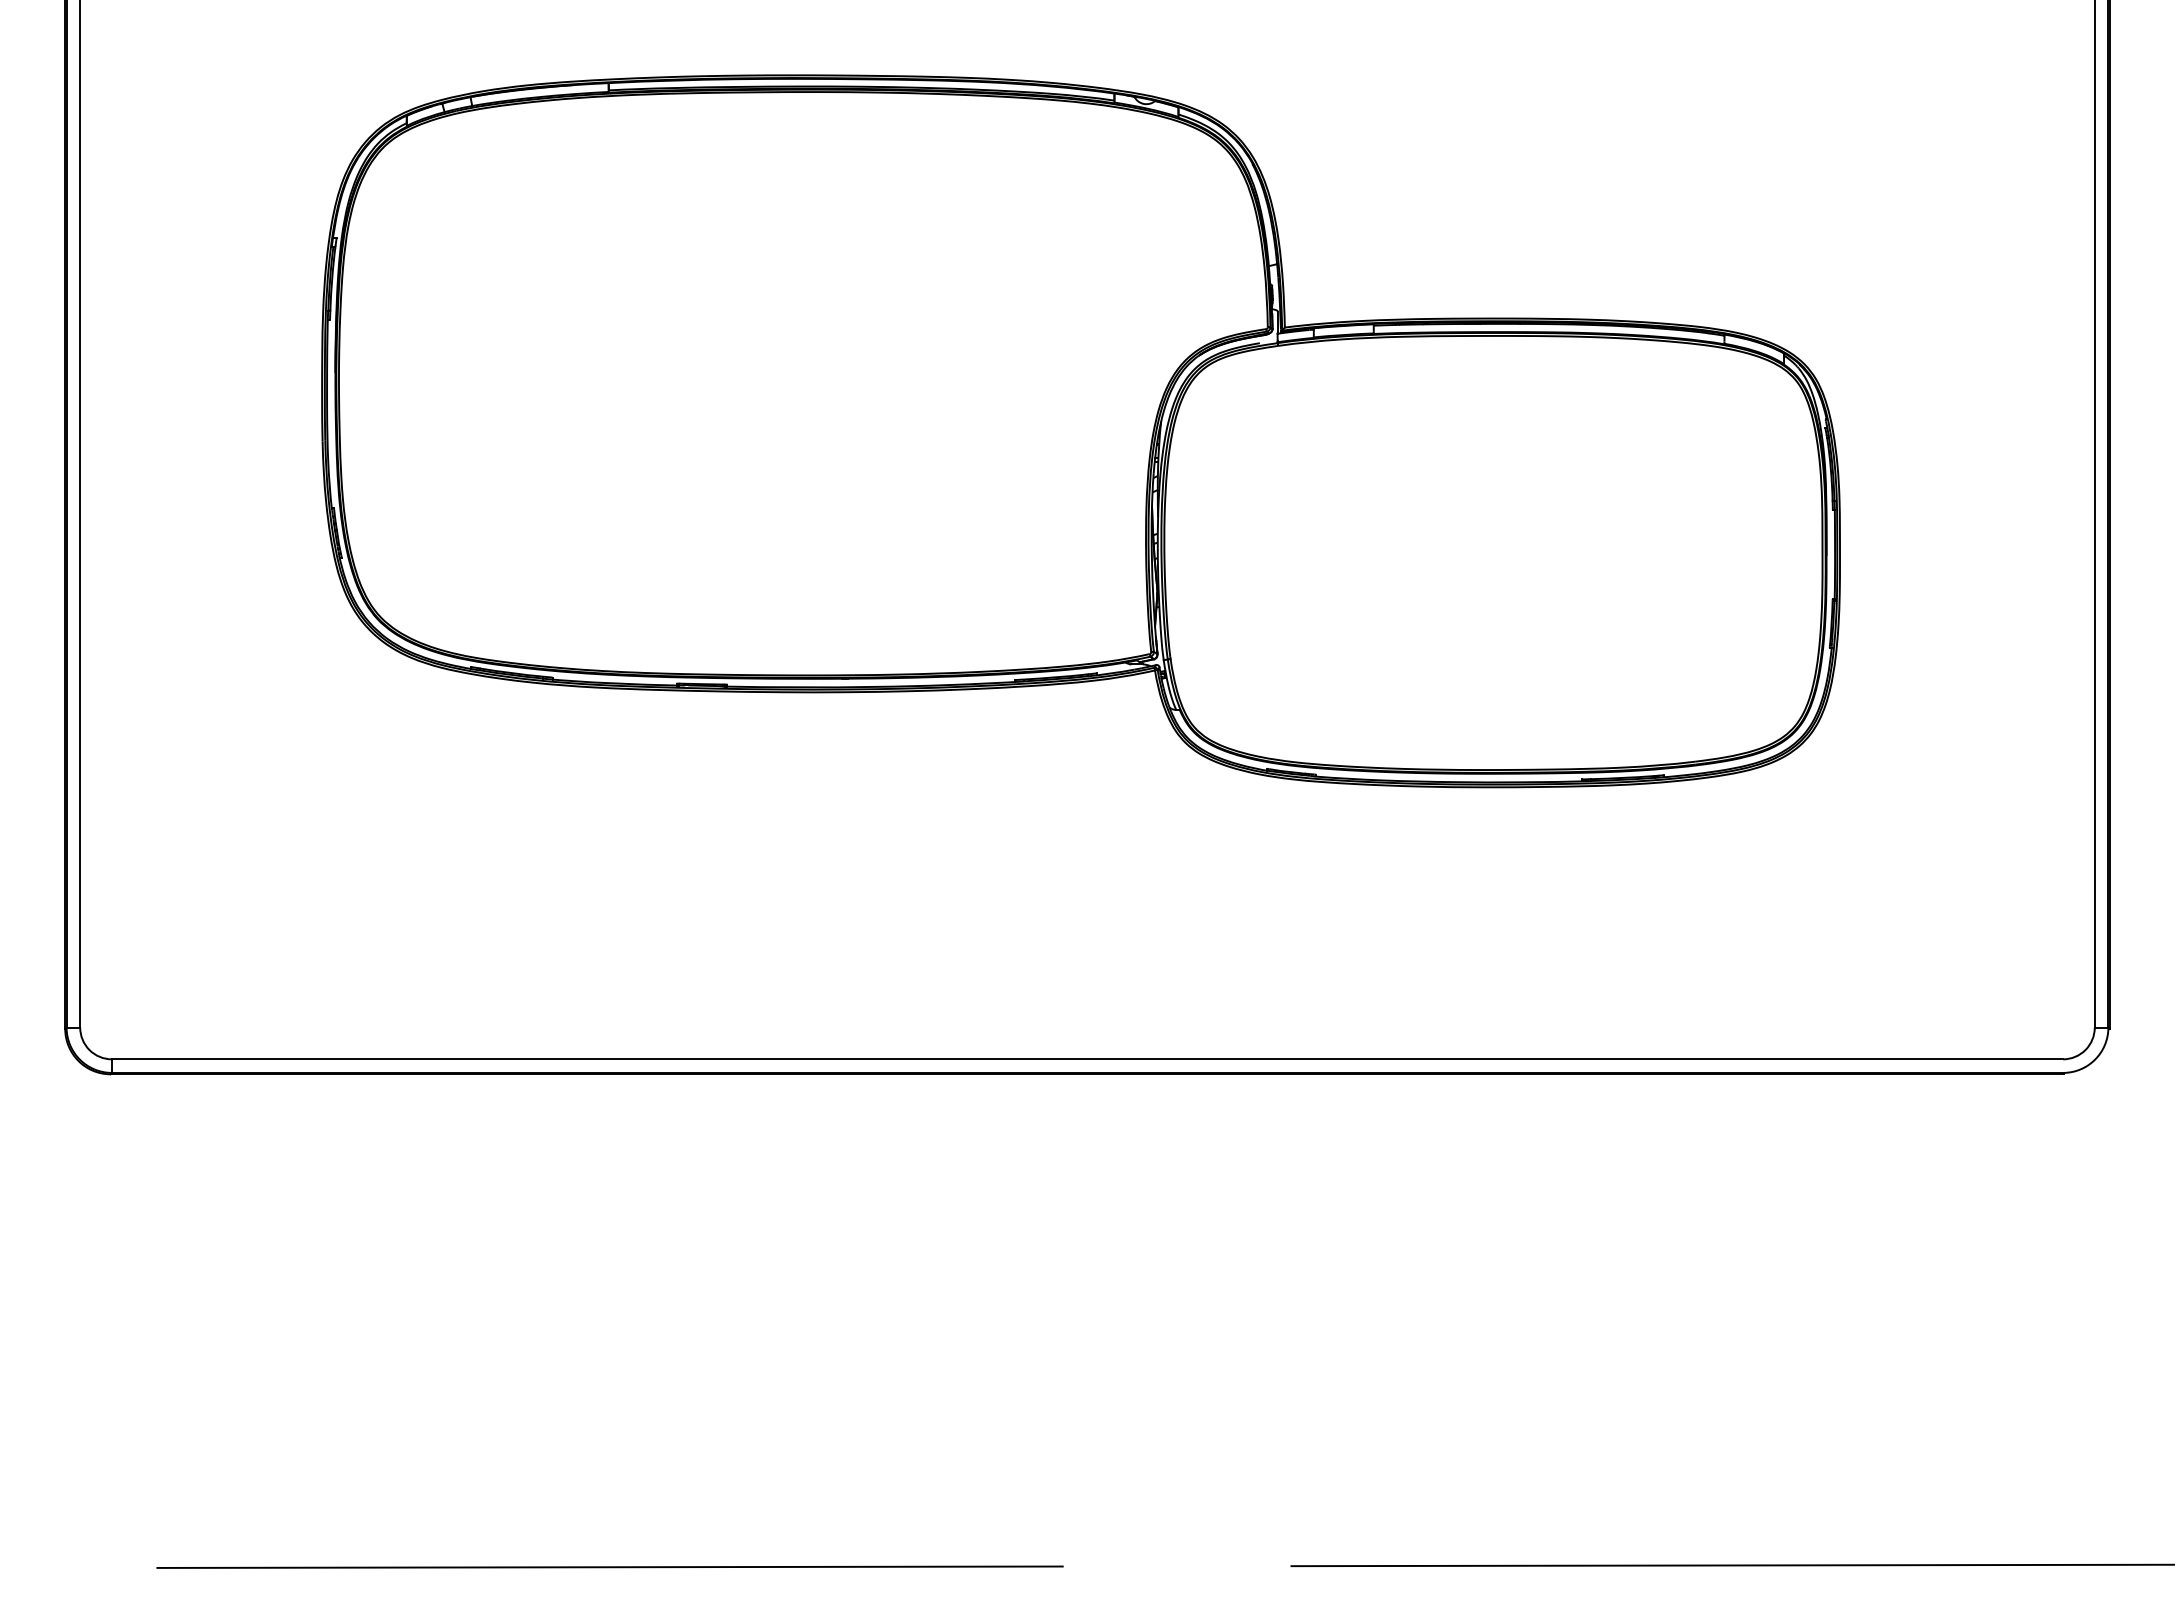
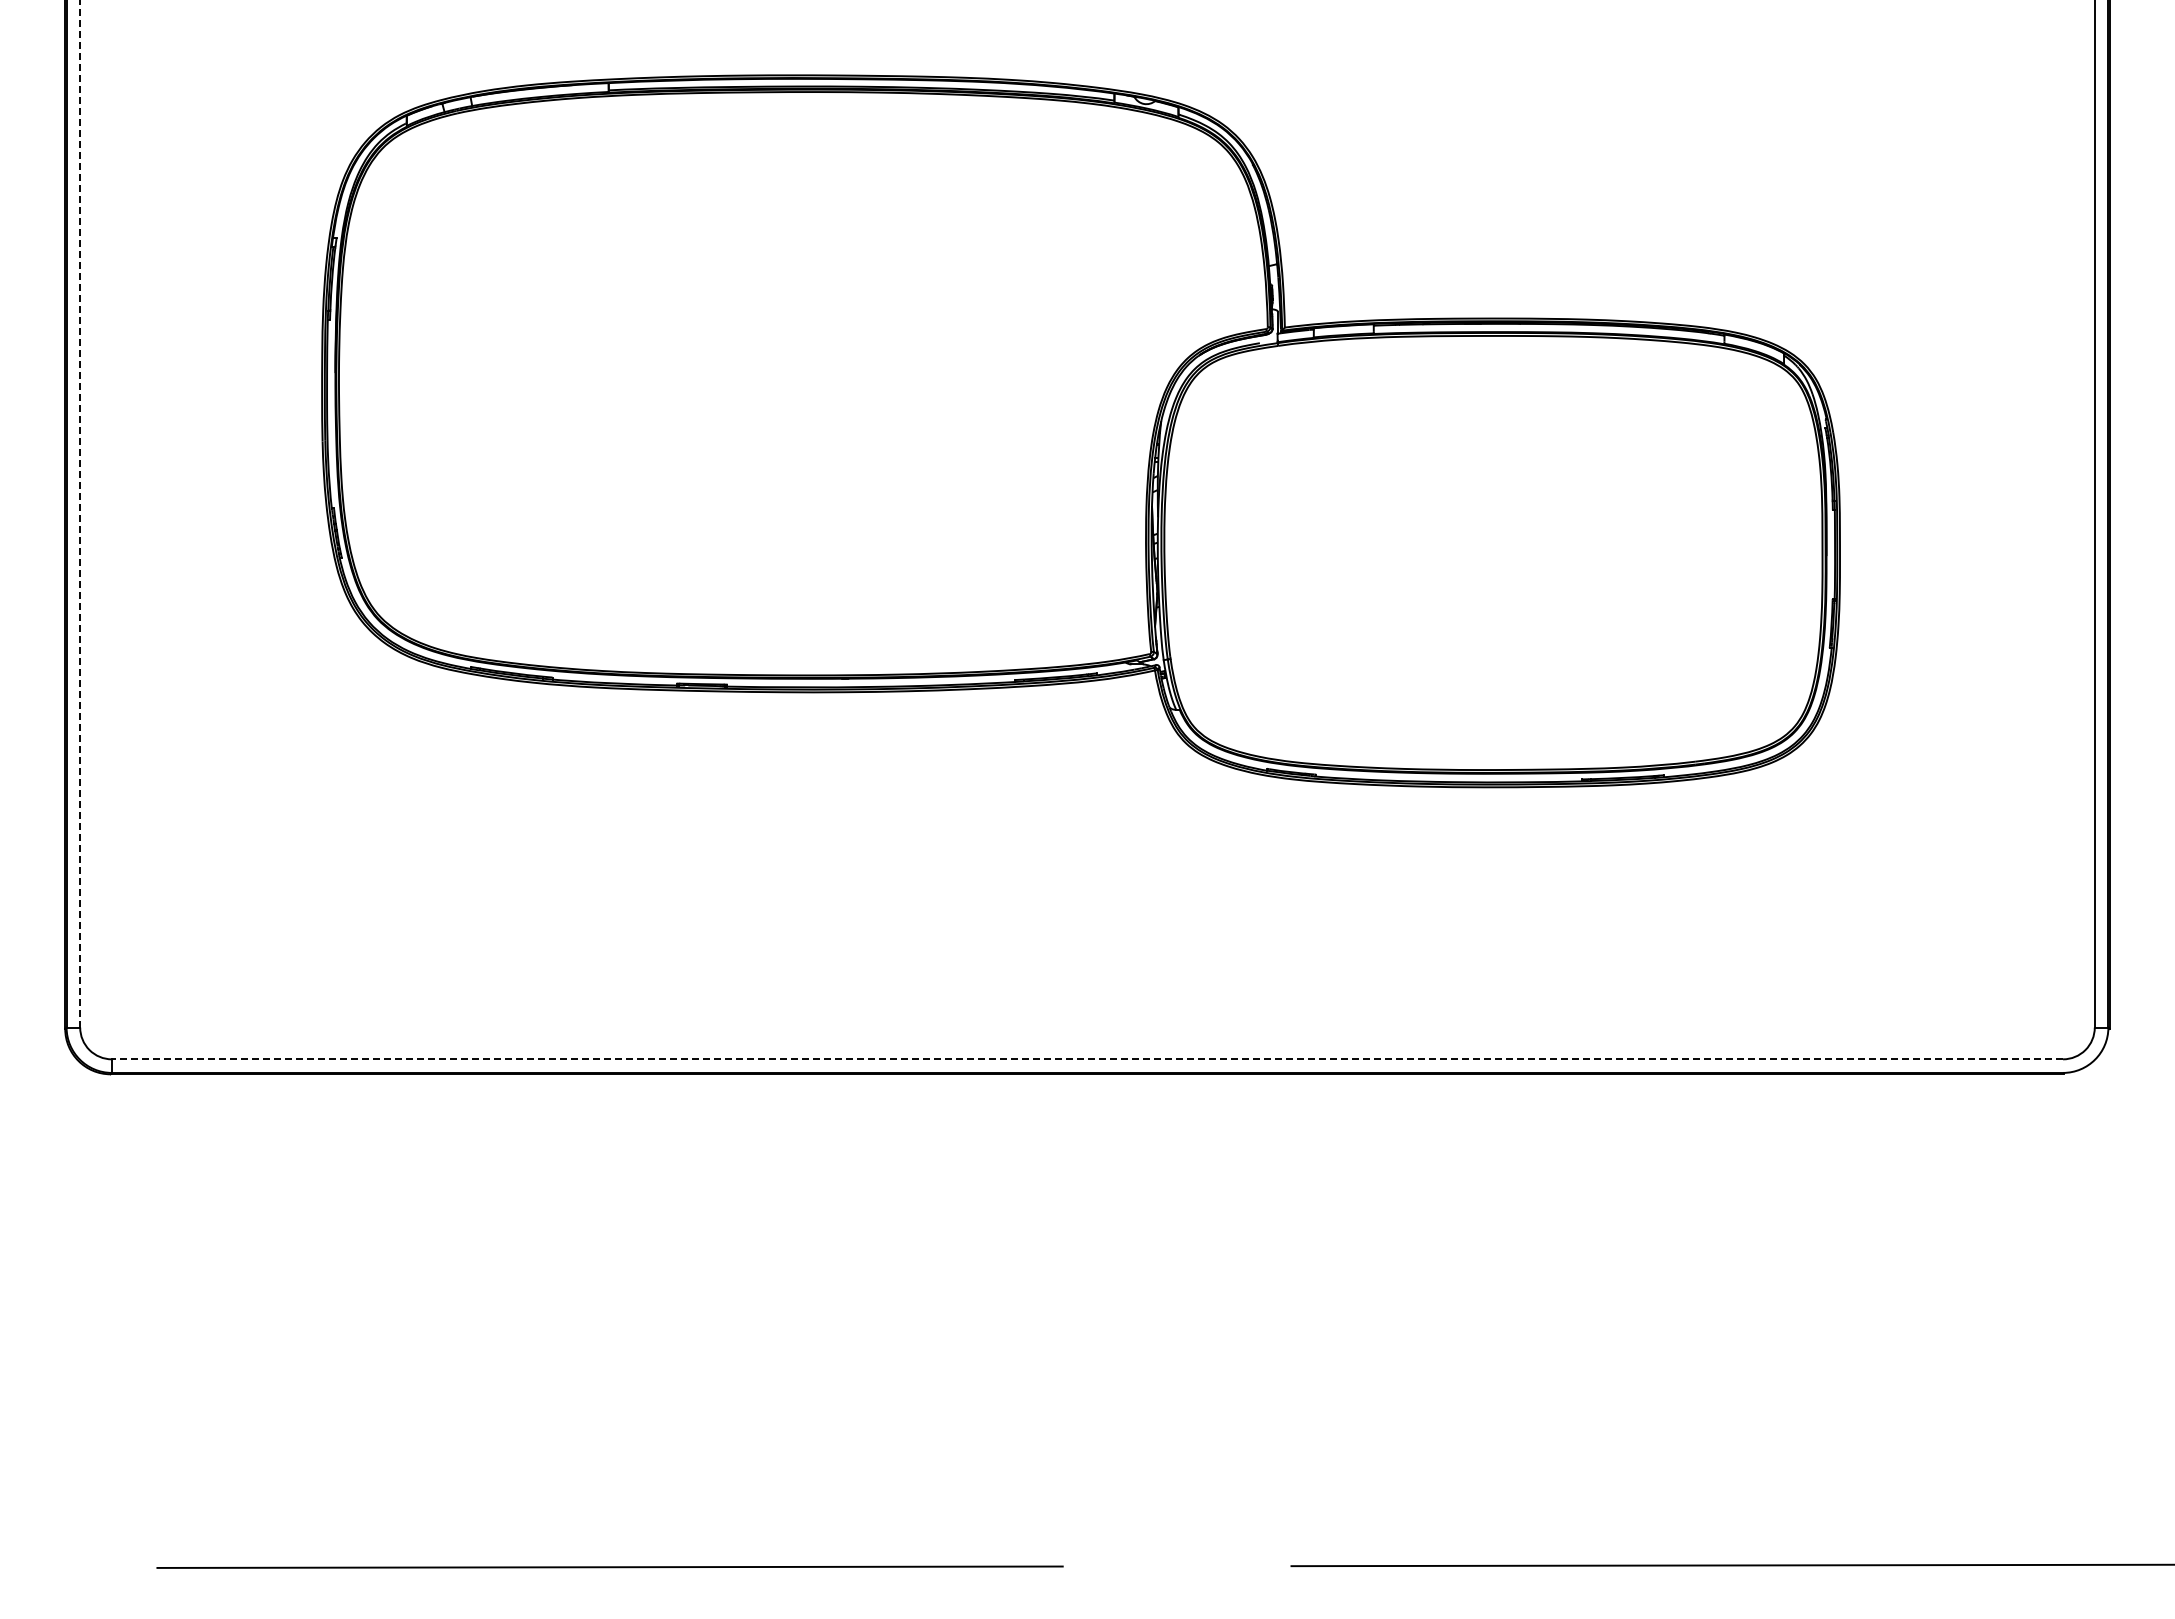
line: solid -> dashed (80, 513)
line: solid -> dashed (1087, 1059)
